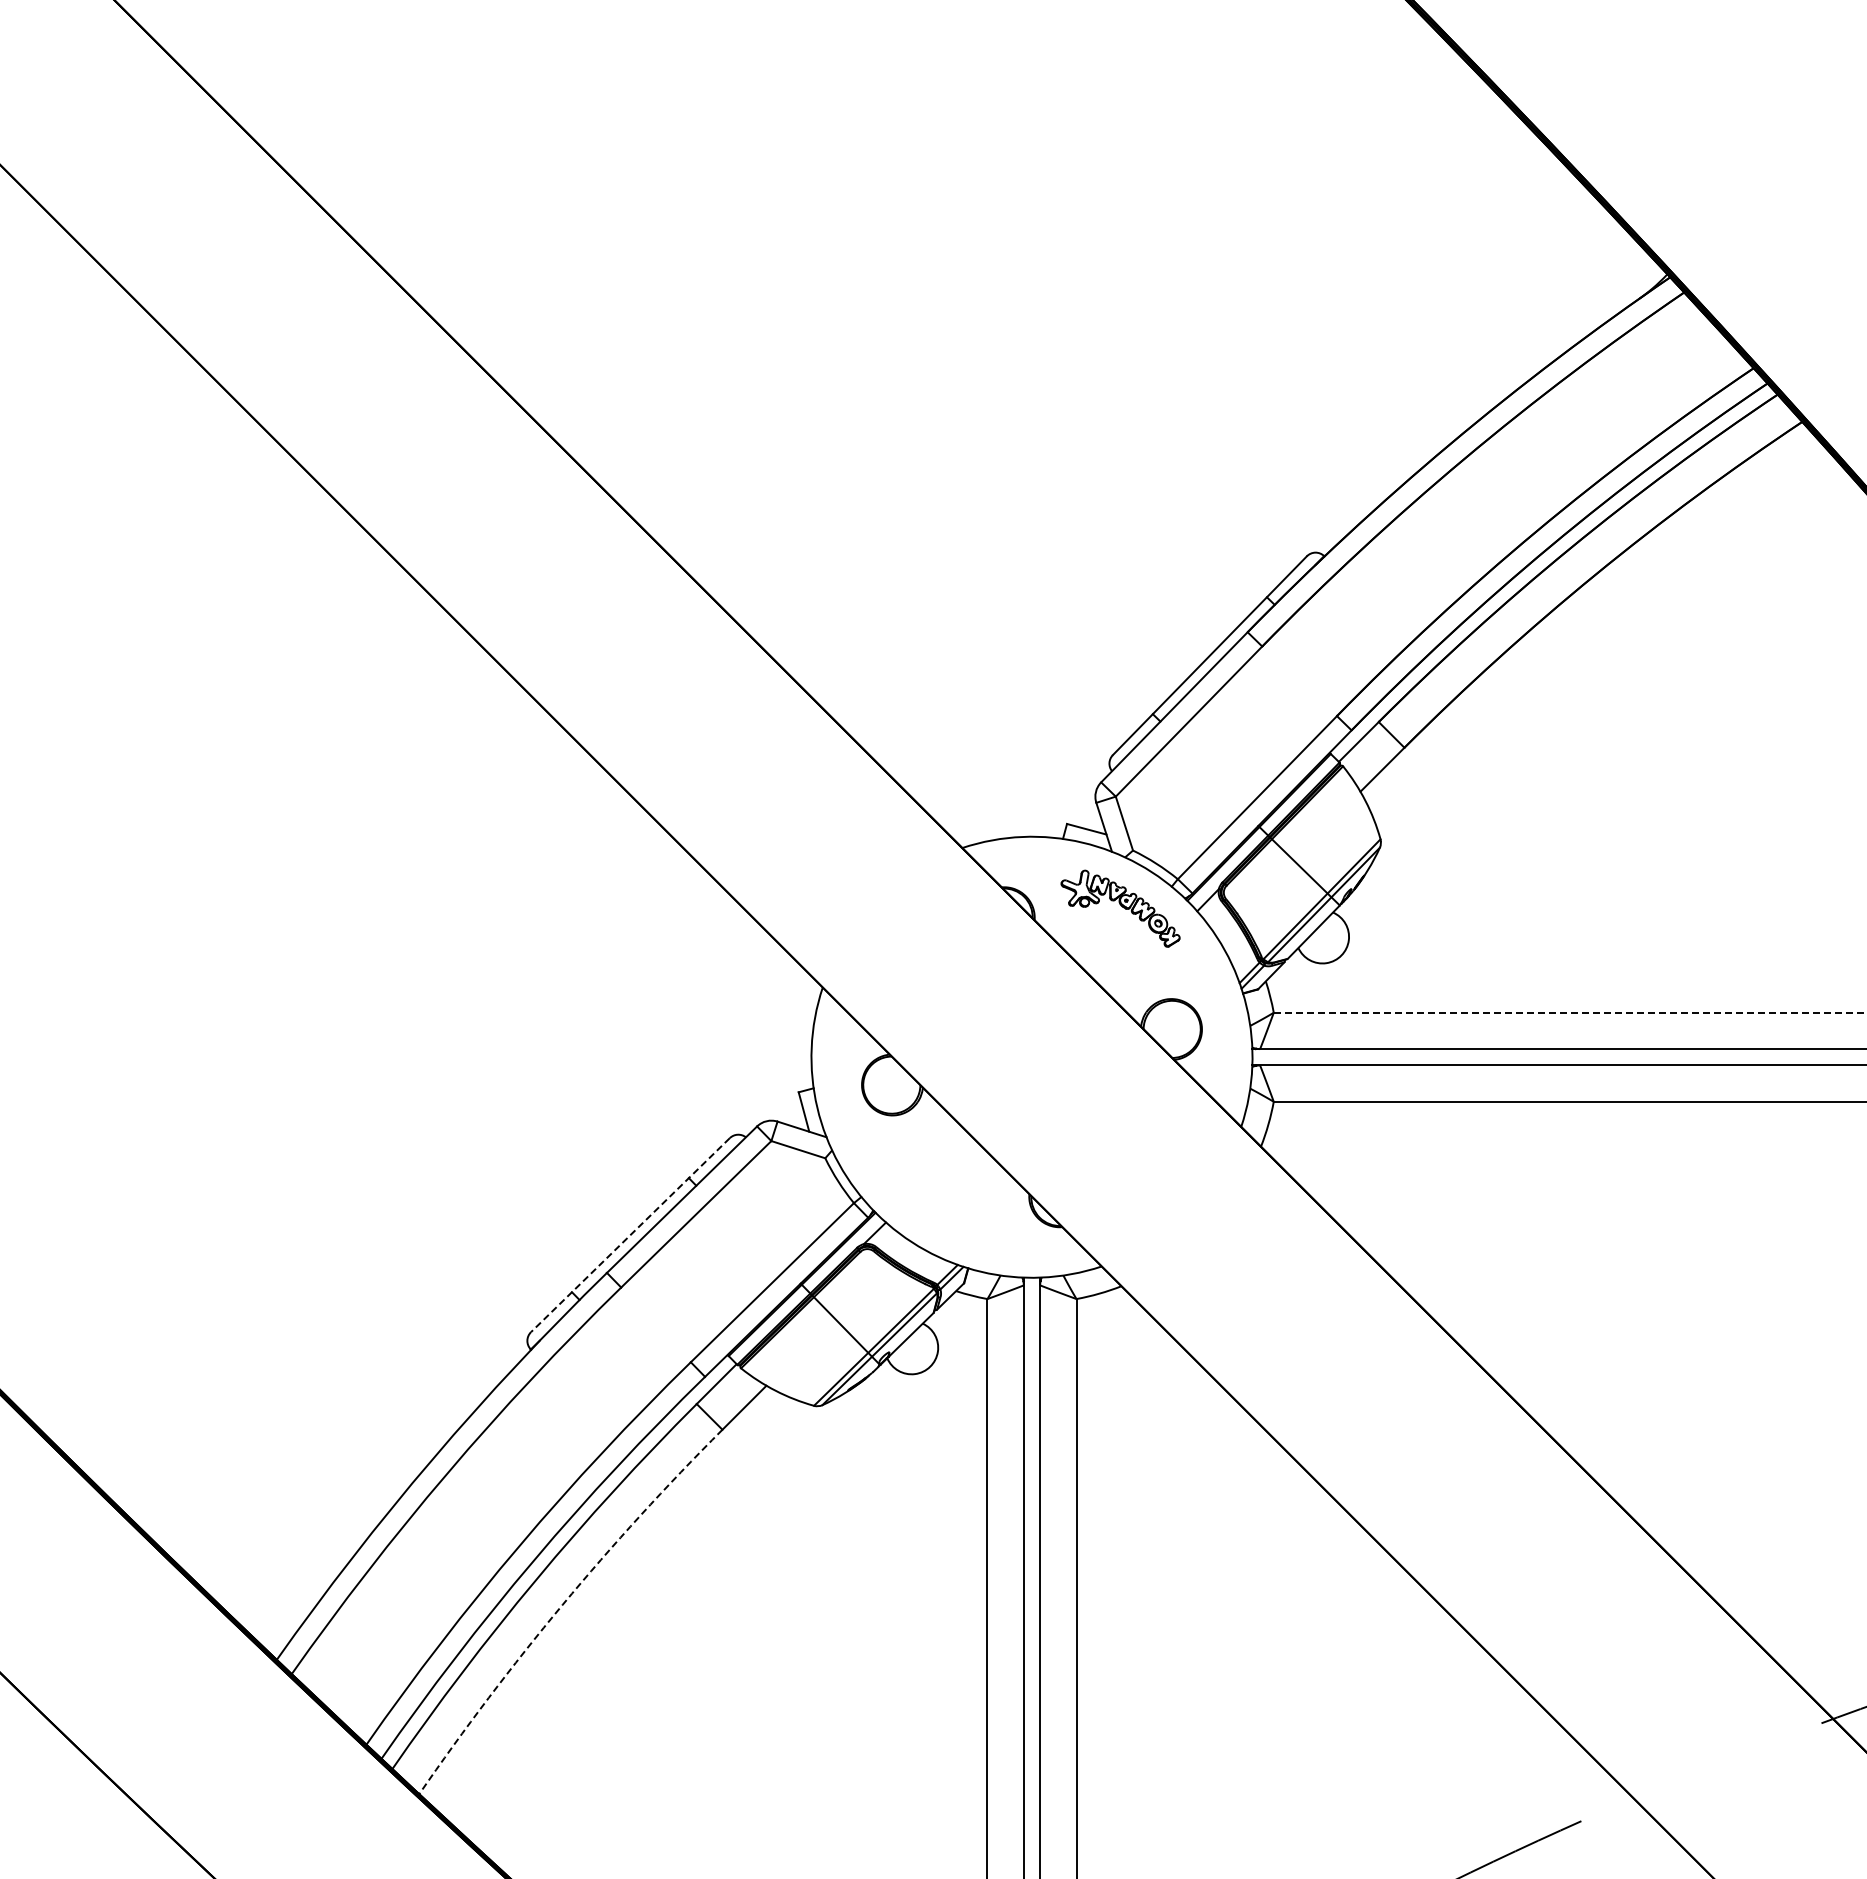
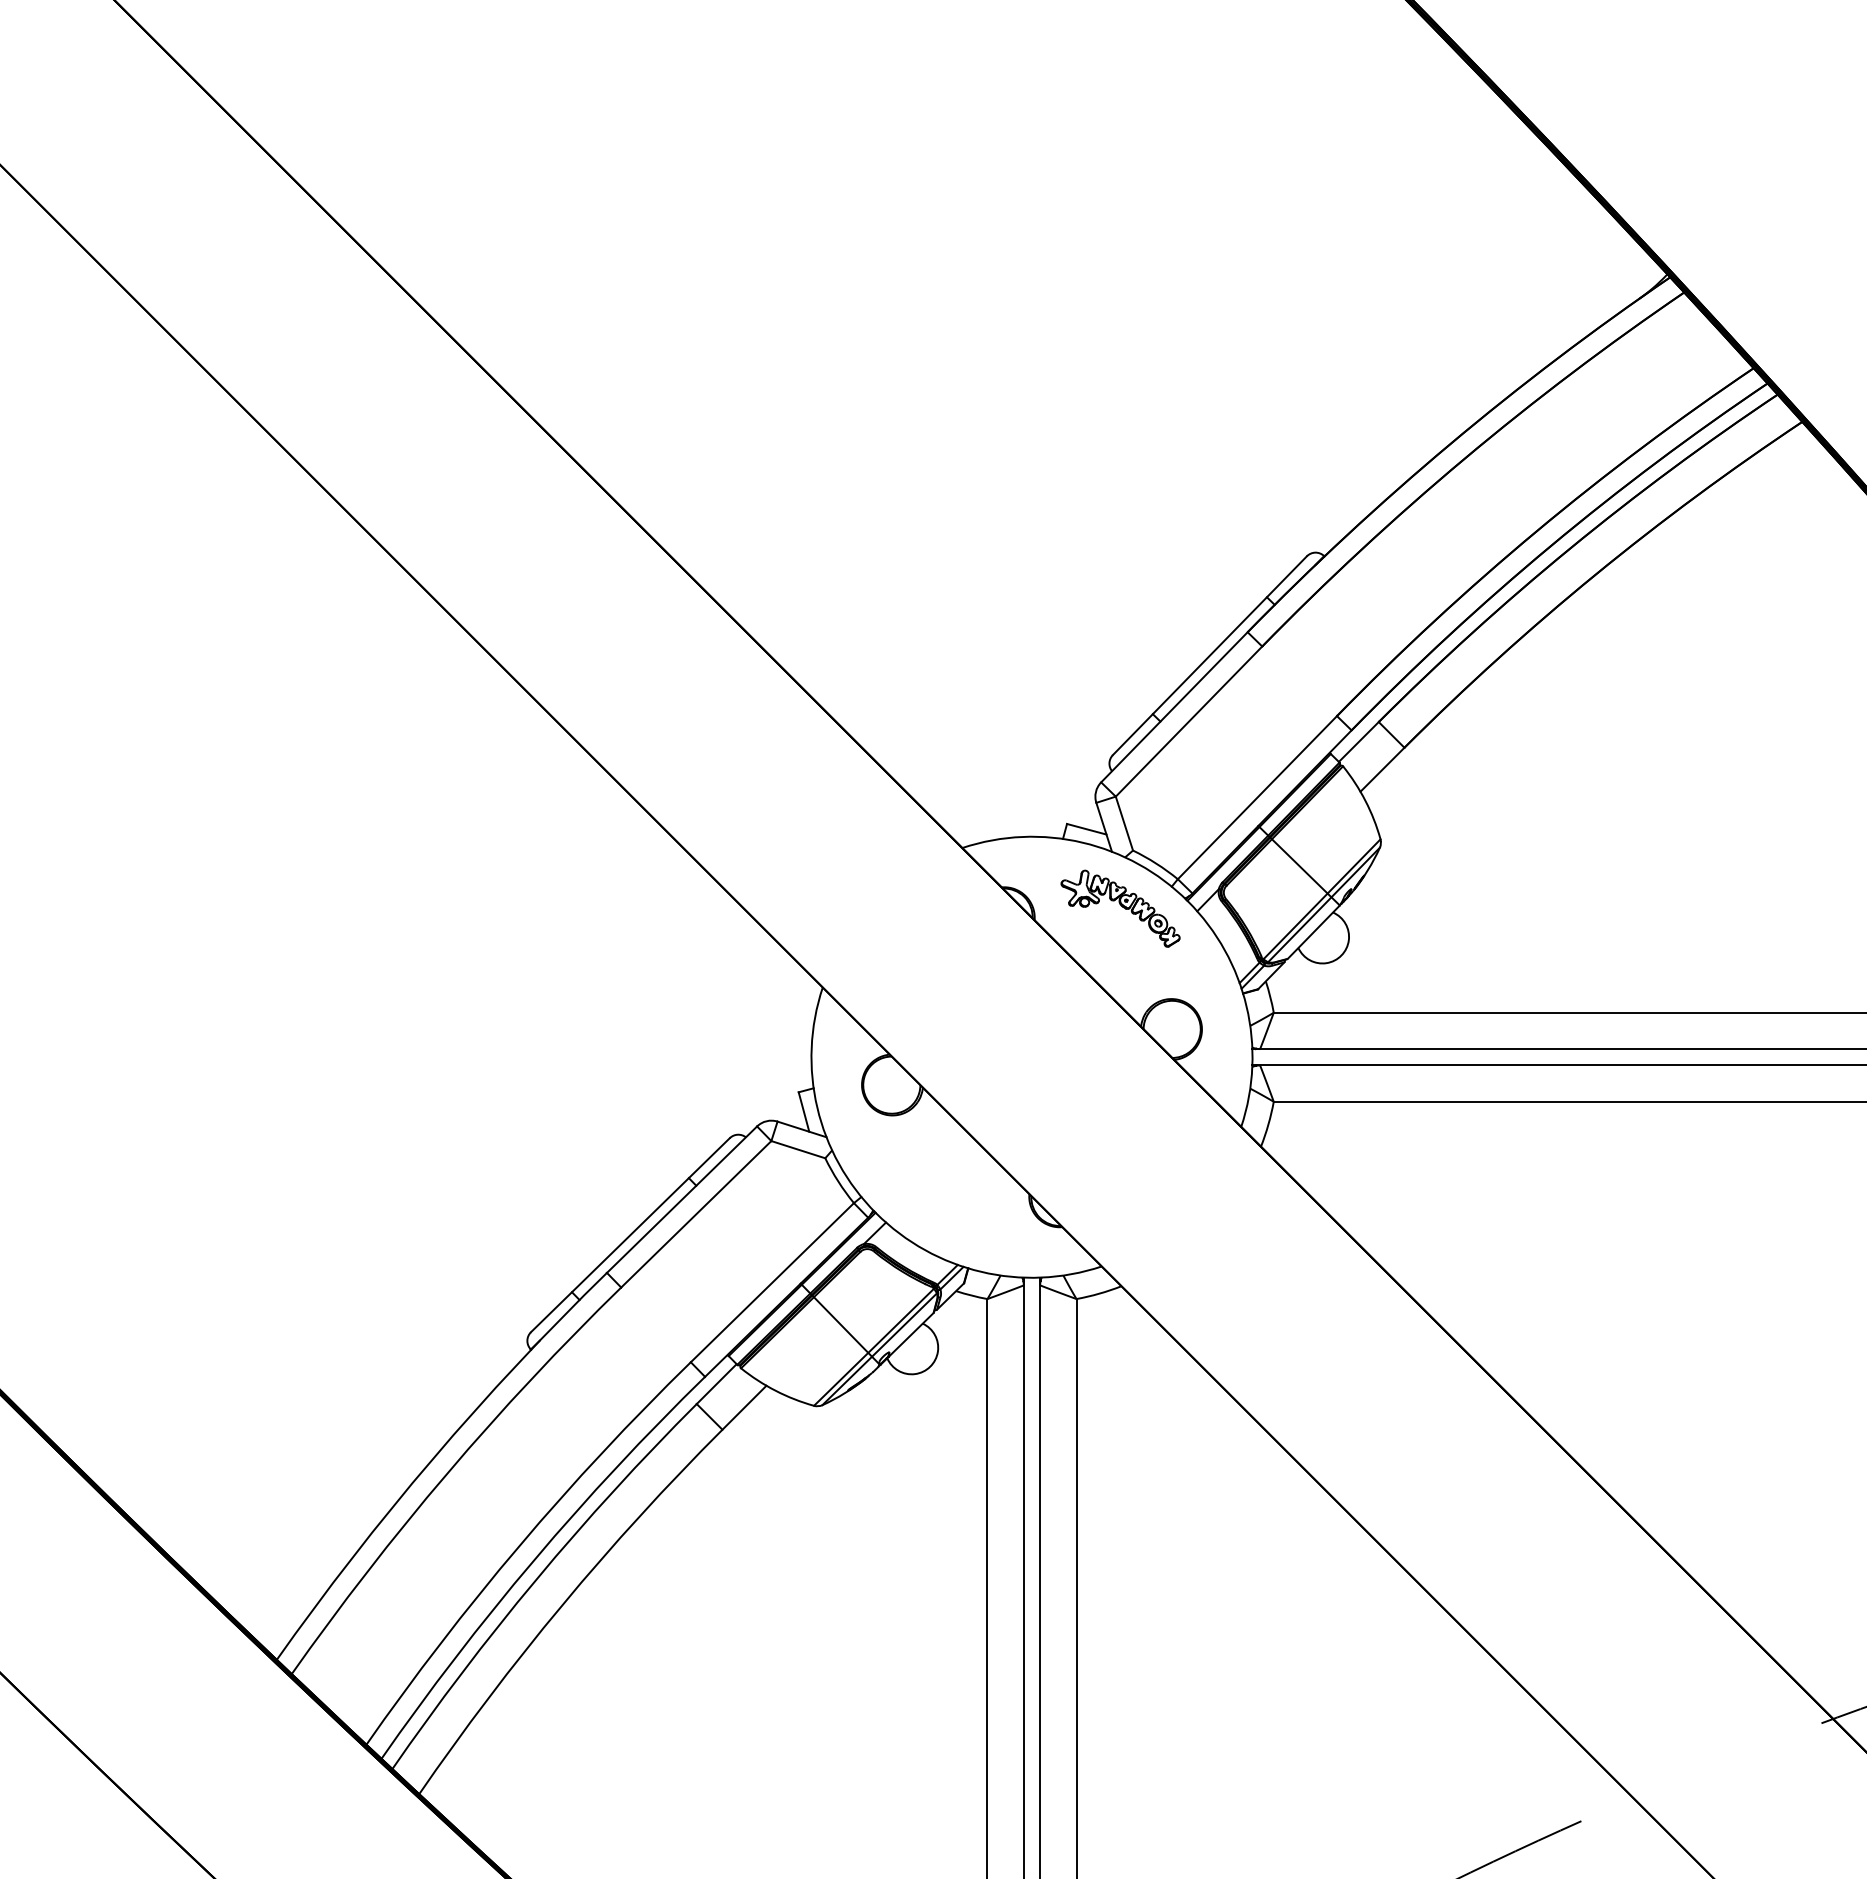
line: dashed -> solid (1570, 1012)
line: dashed -> solid (630, 1235)
arc: dashed -> solid (562, 1605)
